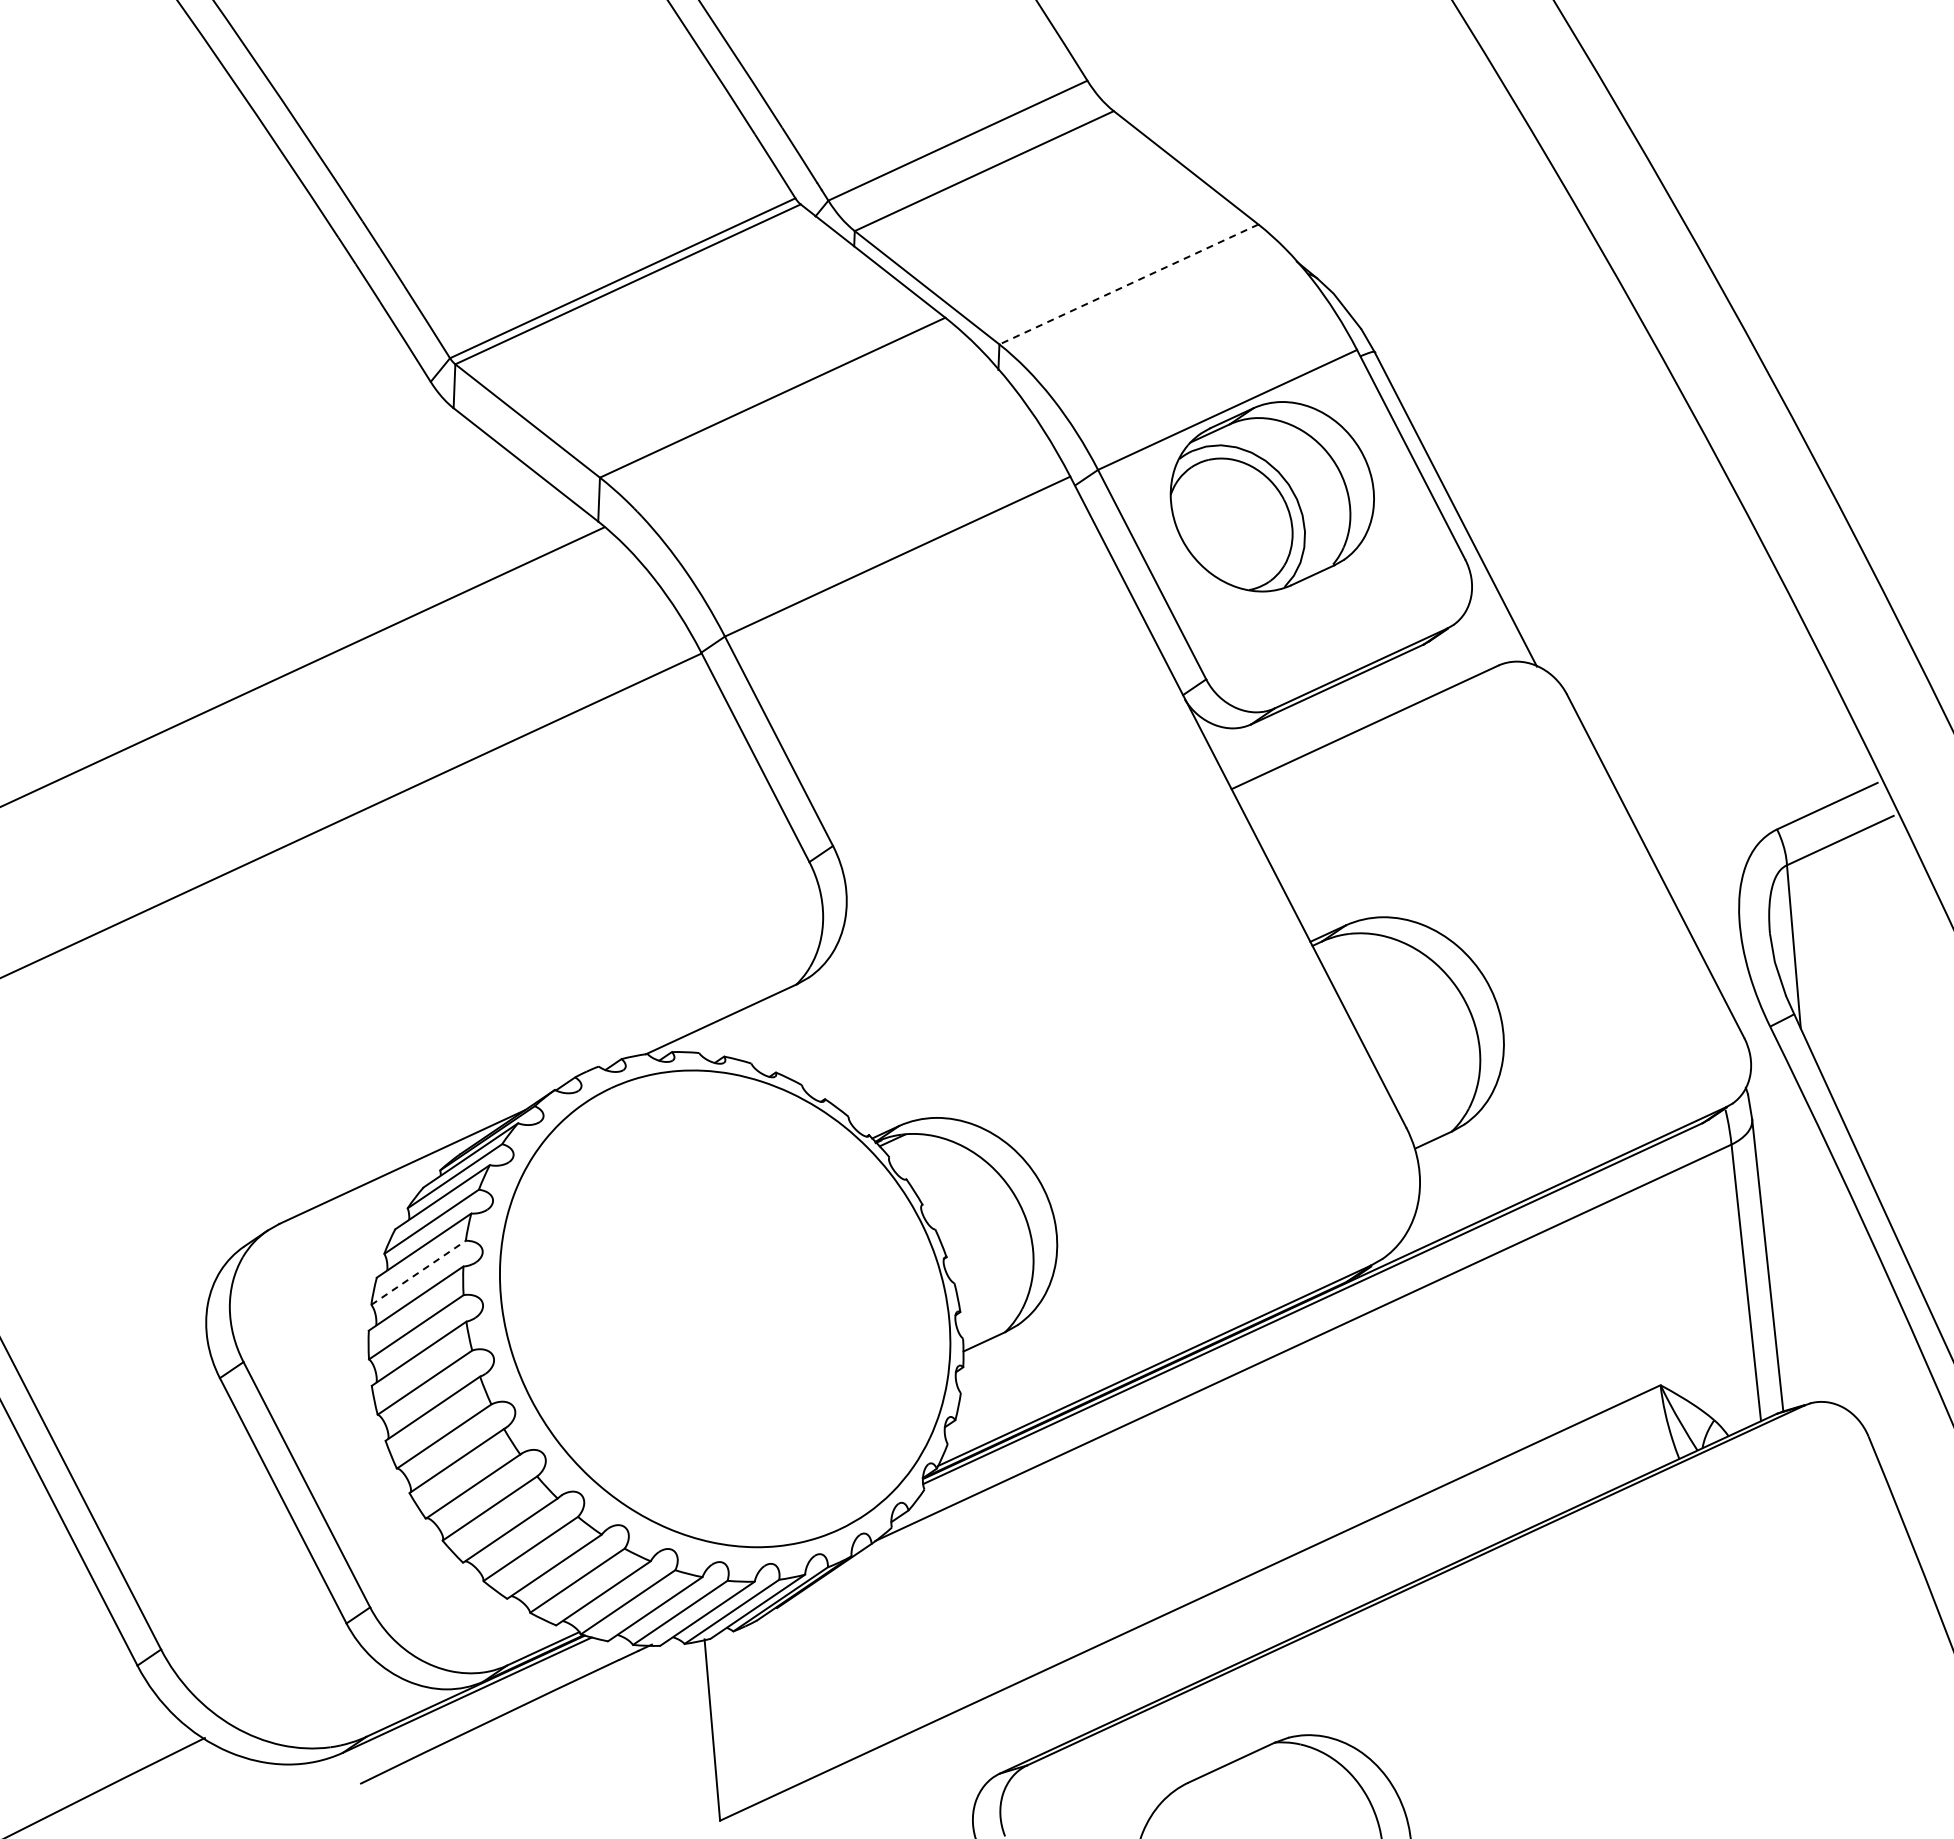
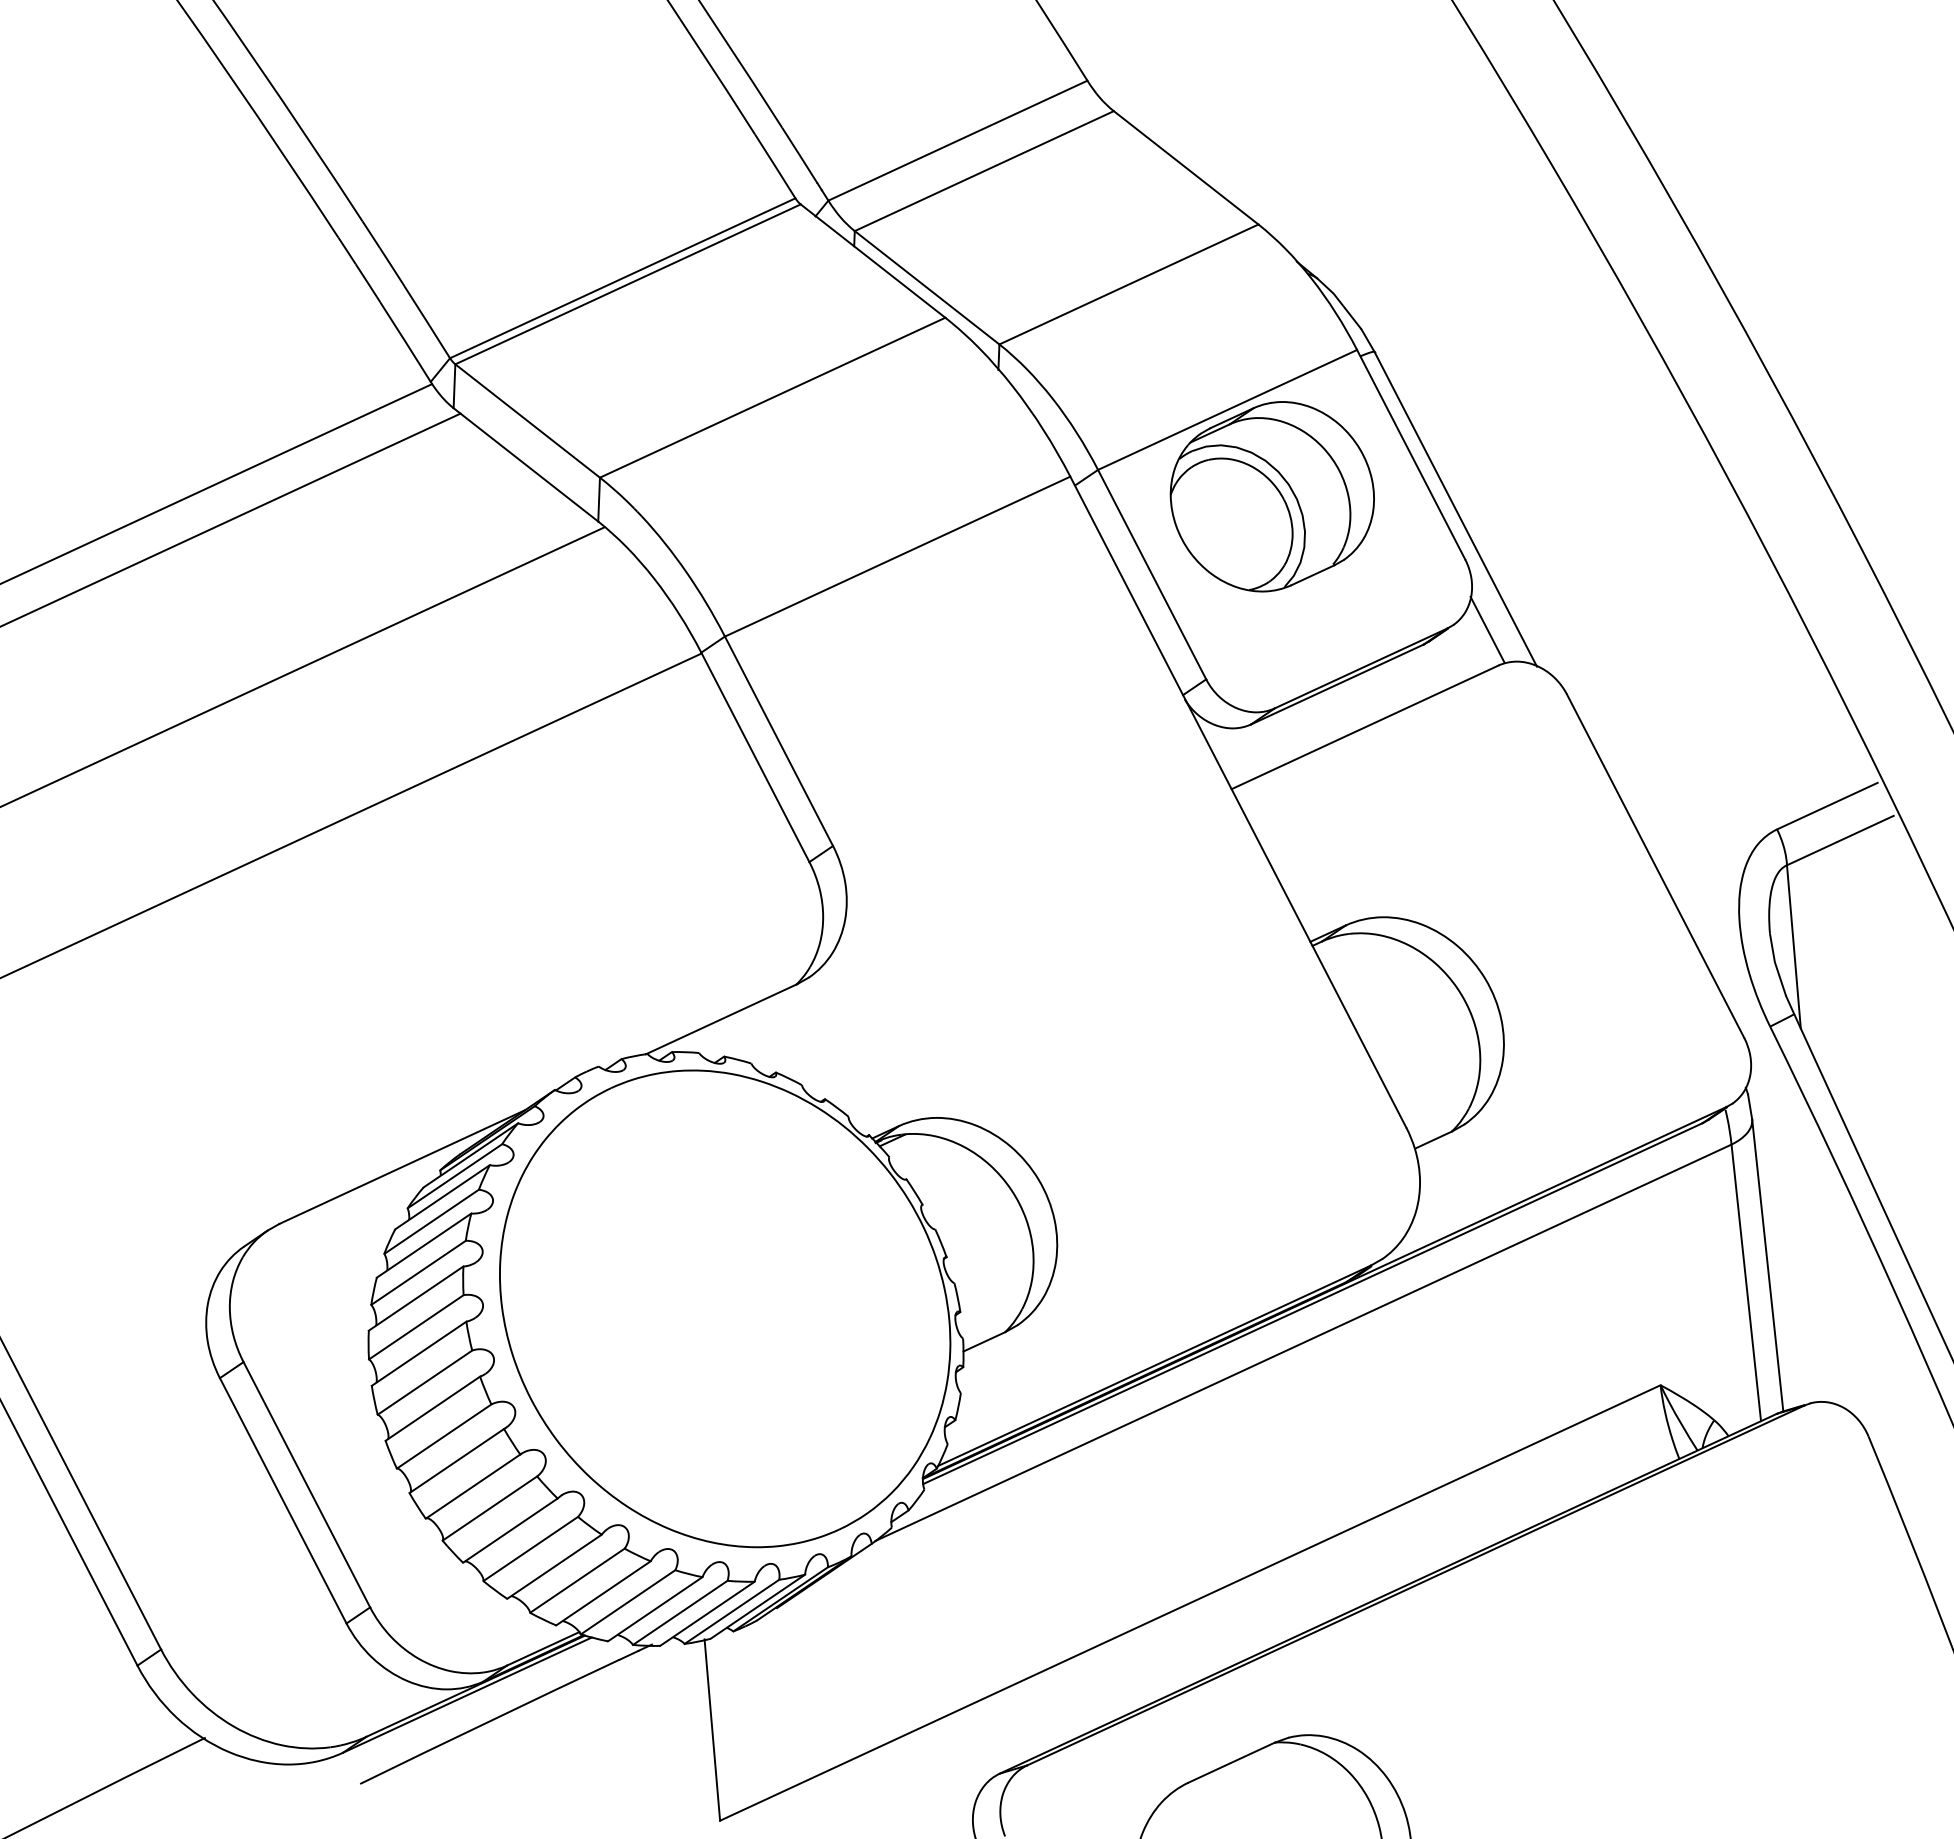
line: dashed -> solid (1128, 284)
line: none -> present (216, 483)
line: none -> present (231, 519)
line: none -> present (1487, 629)
line: dashed -> solid (418, 1272)
